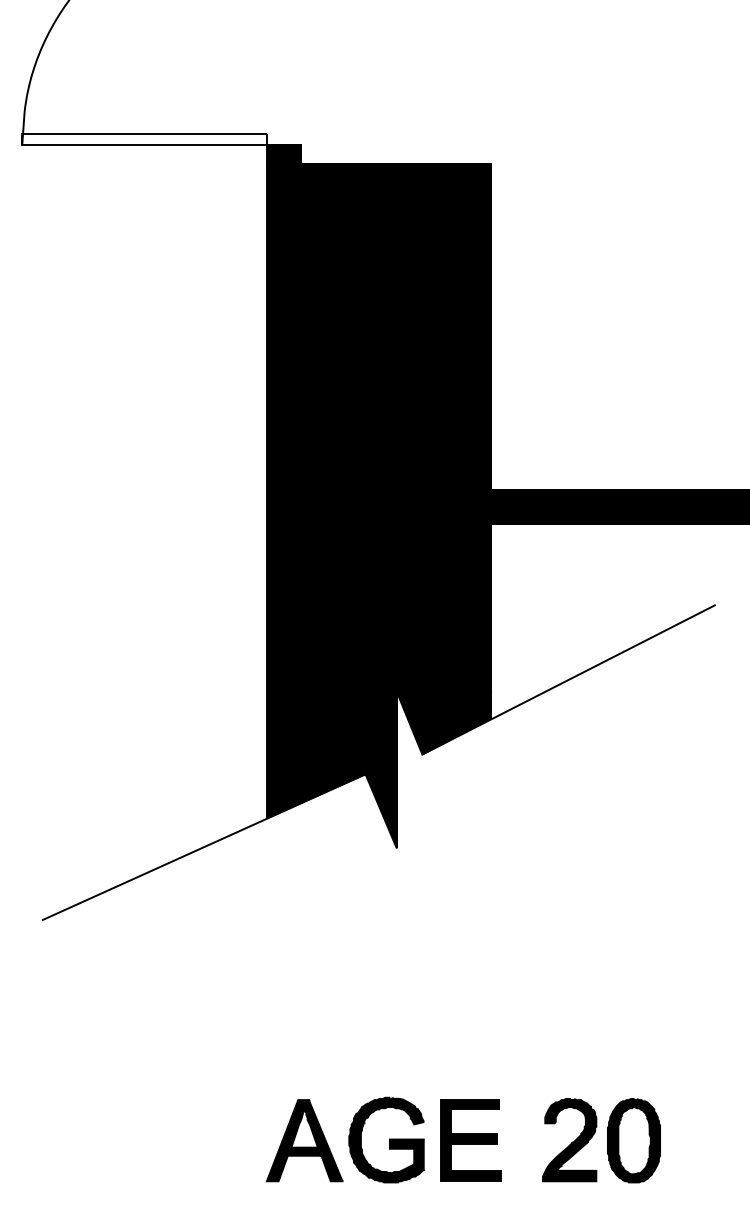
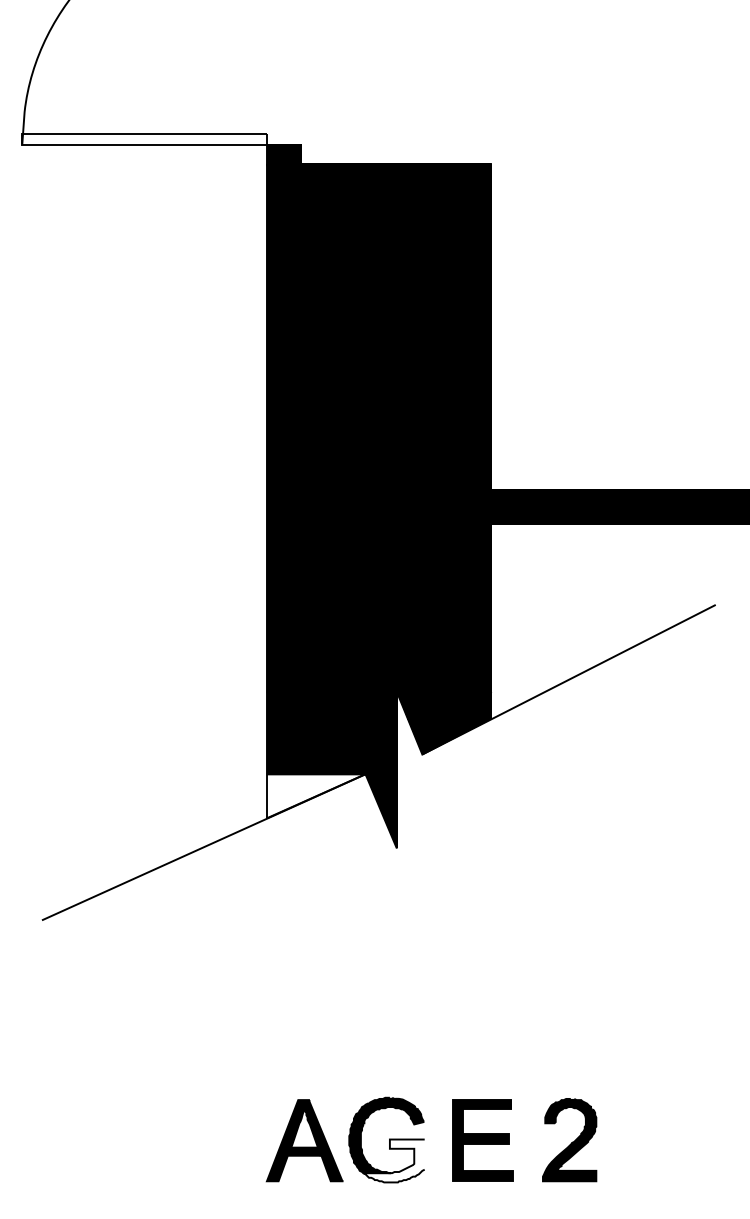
fill: present -> none (315, 796)
part position: (470, 1140) -> (482, 1140) (482, 1140)
part: present -> none (633, 1140)
fill: present -> none (393, 1160)
